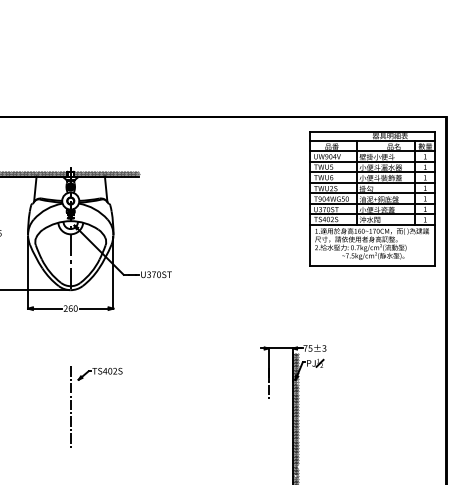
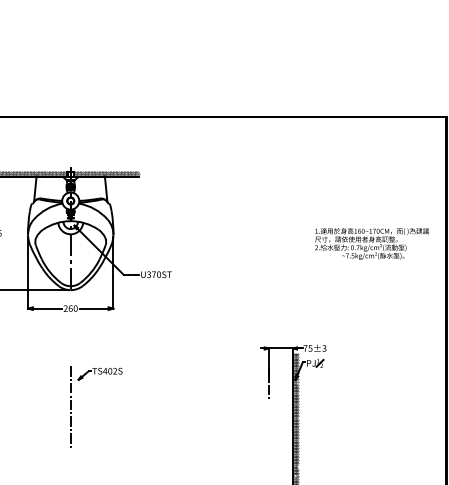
part: present -> none (372, 198)
